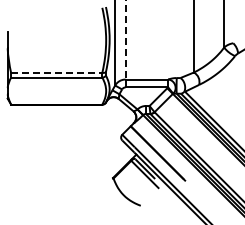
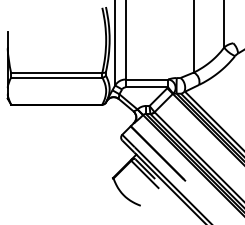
line: dashed -> solid (125, 39)
line: dashed -> solid (56, 72)
